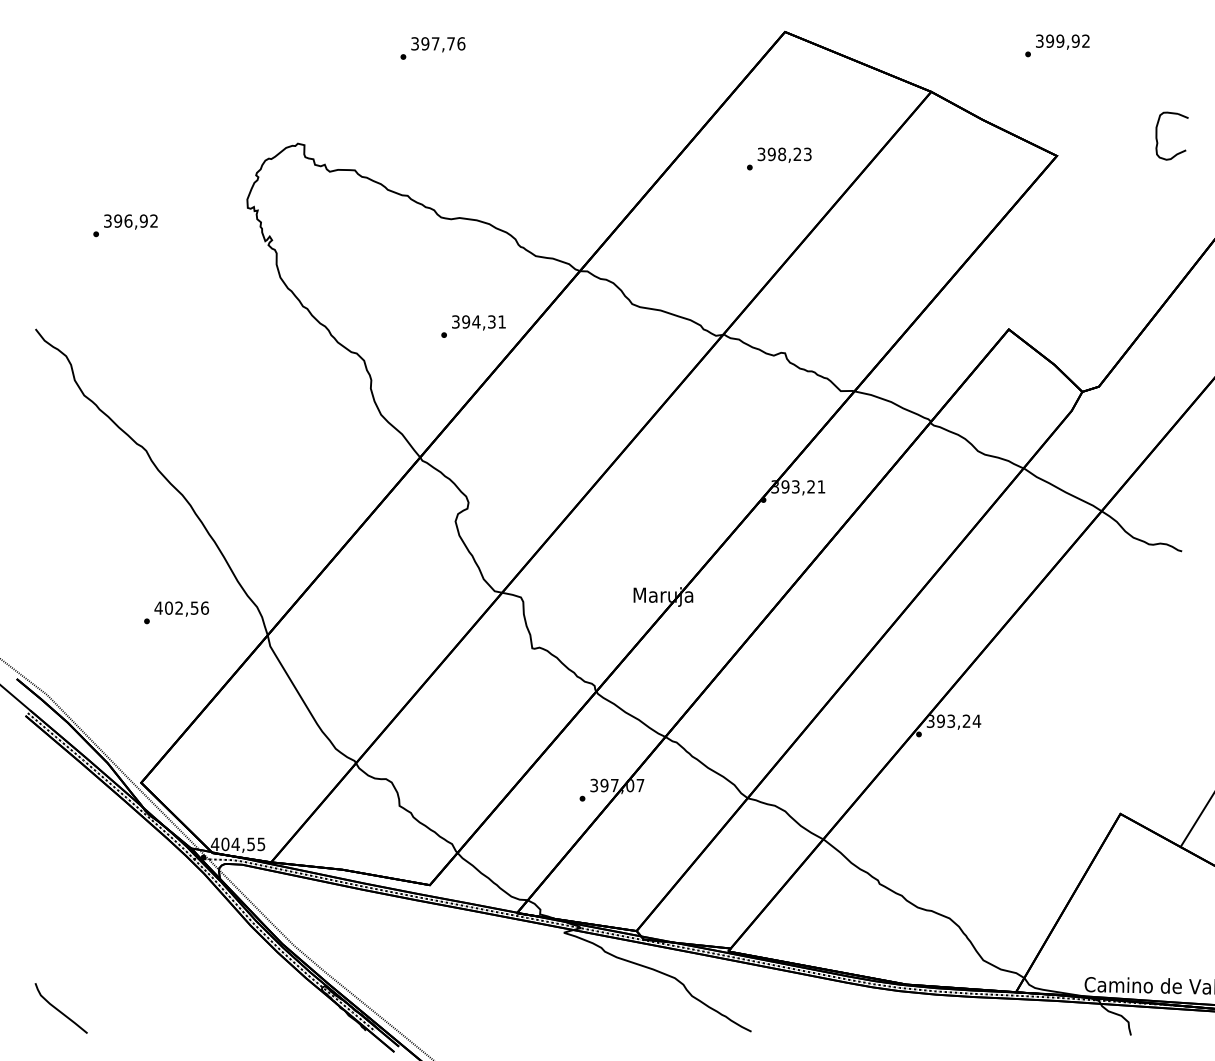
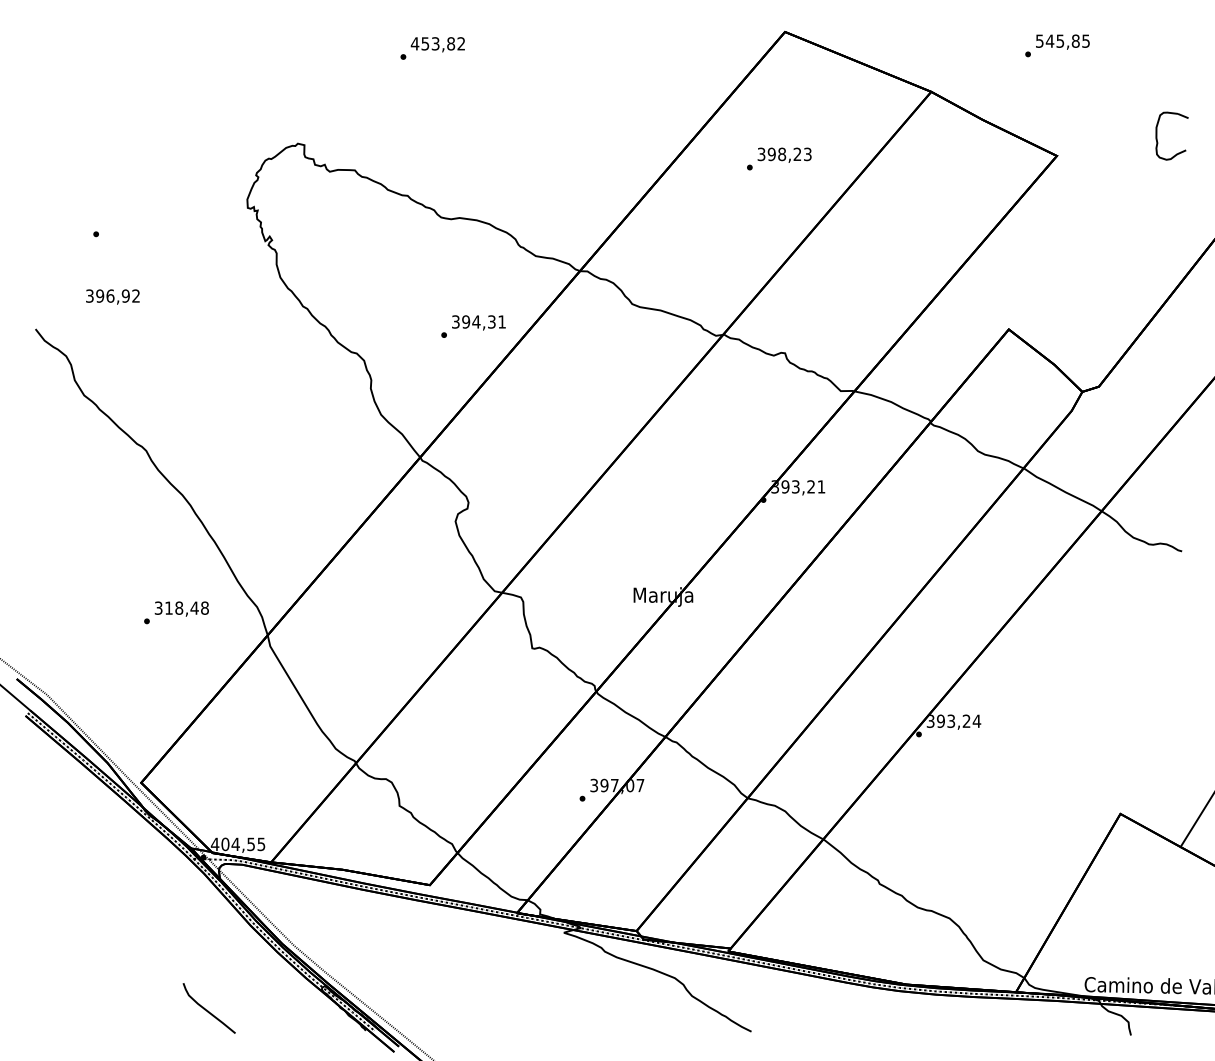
text: 399,92 -> 545,85 (1062, 40)
text: 397,76 -> 453,82 (437, 43)
text position: (130, 221) -> (112, 296) (112, 296)
text: 402,56 -> 318,48 (181, 607)
curve position: (60, 1010) -> (208, 1010) (208, 1010)
